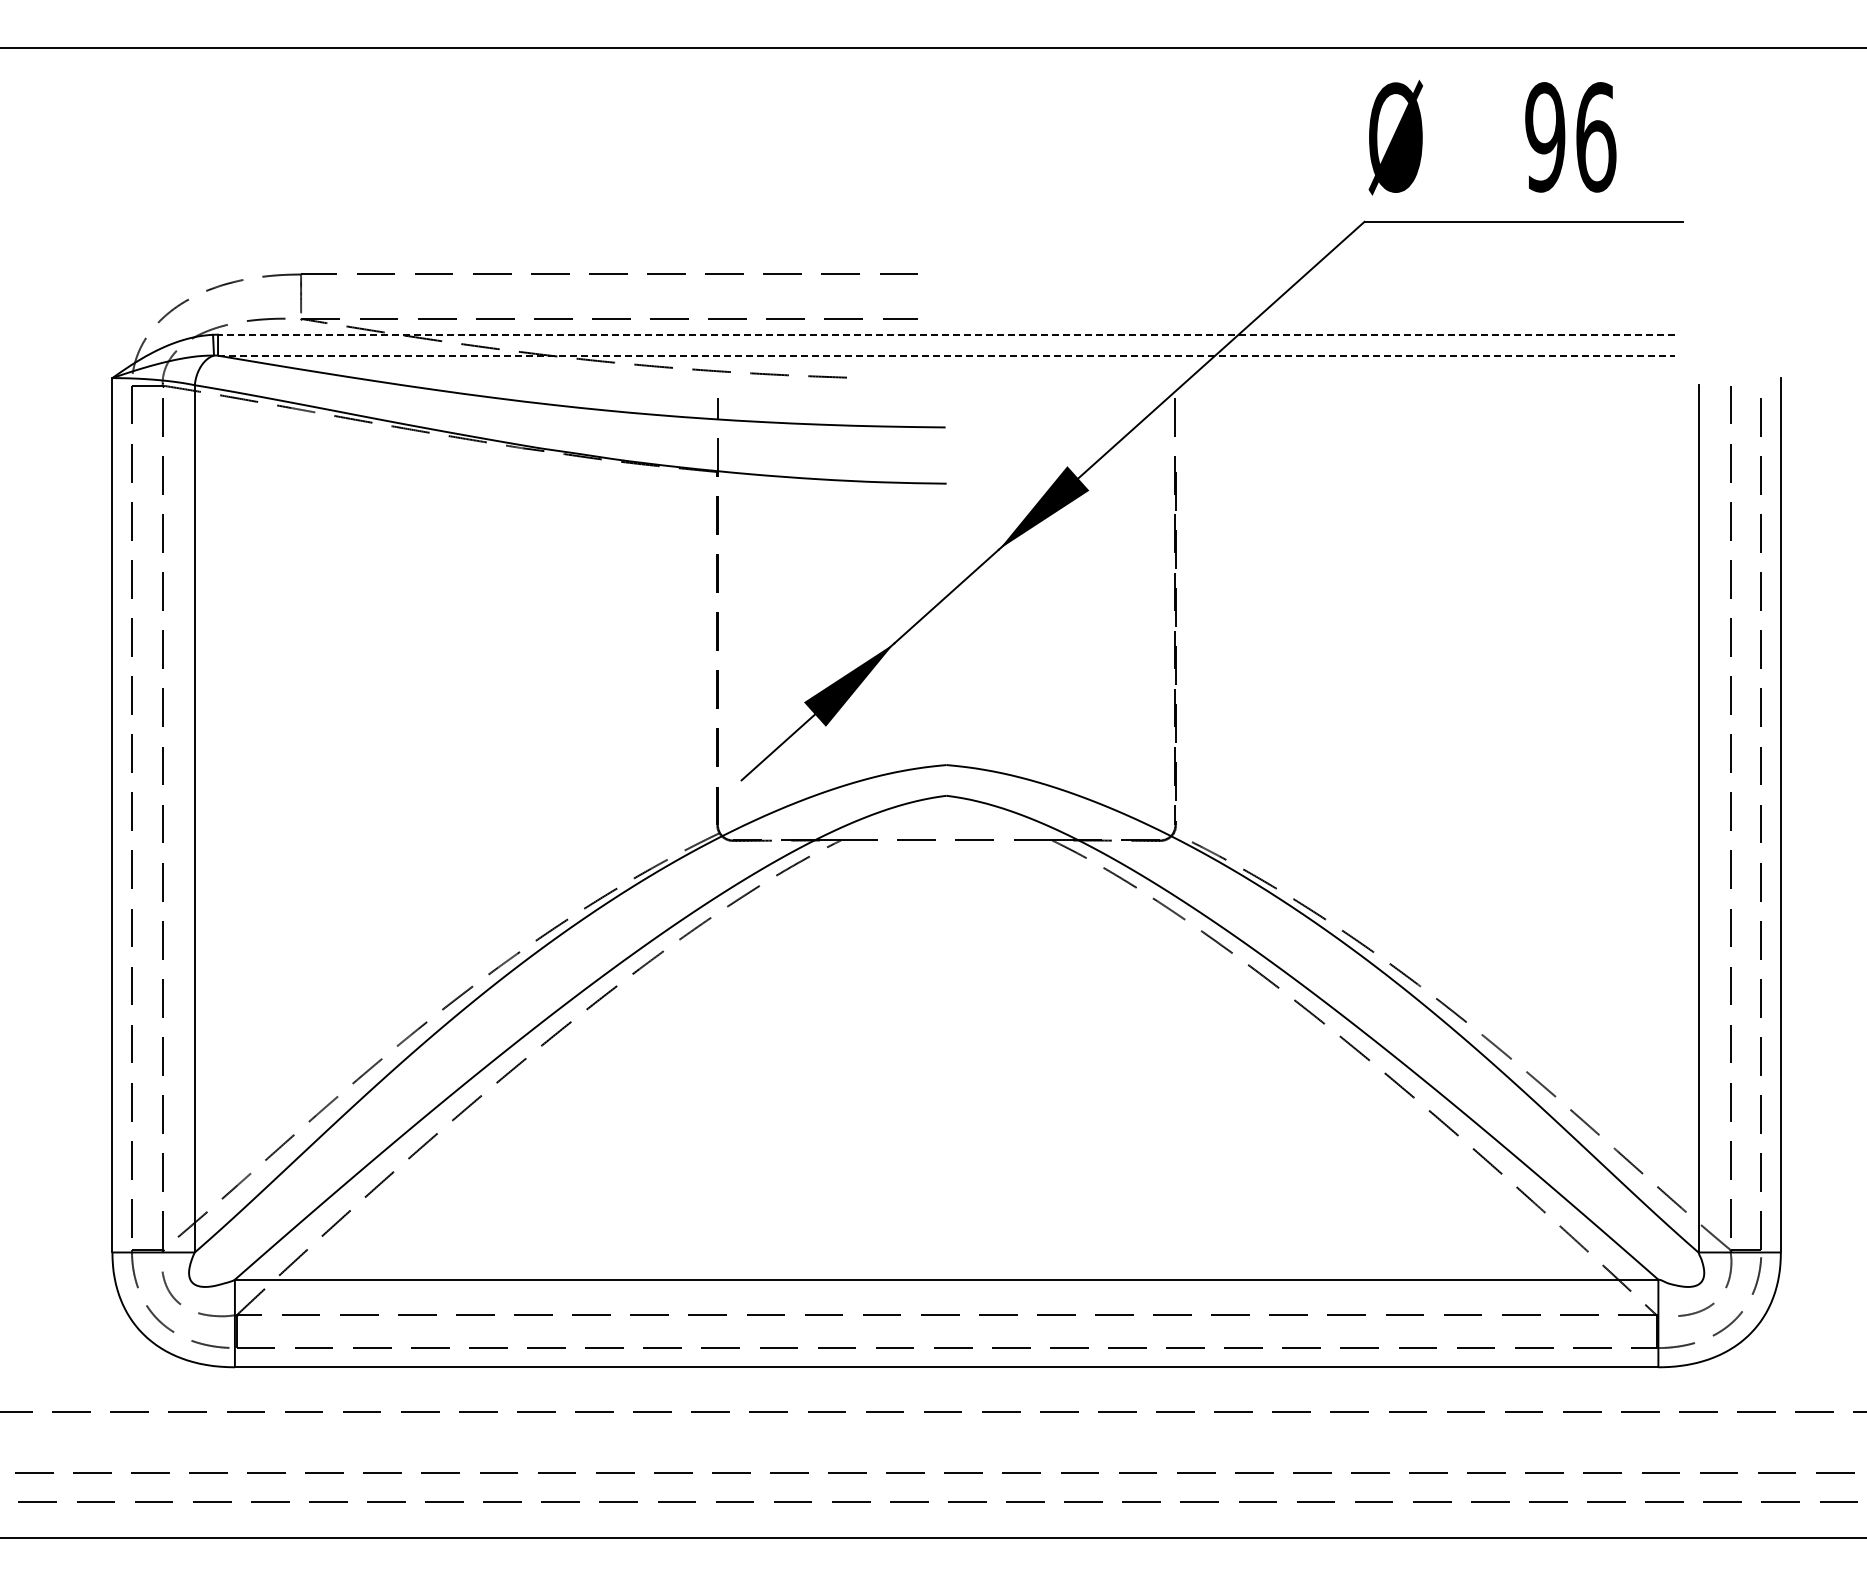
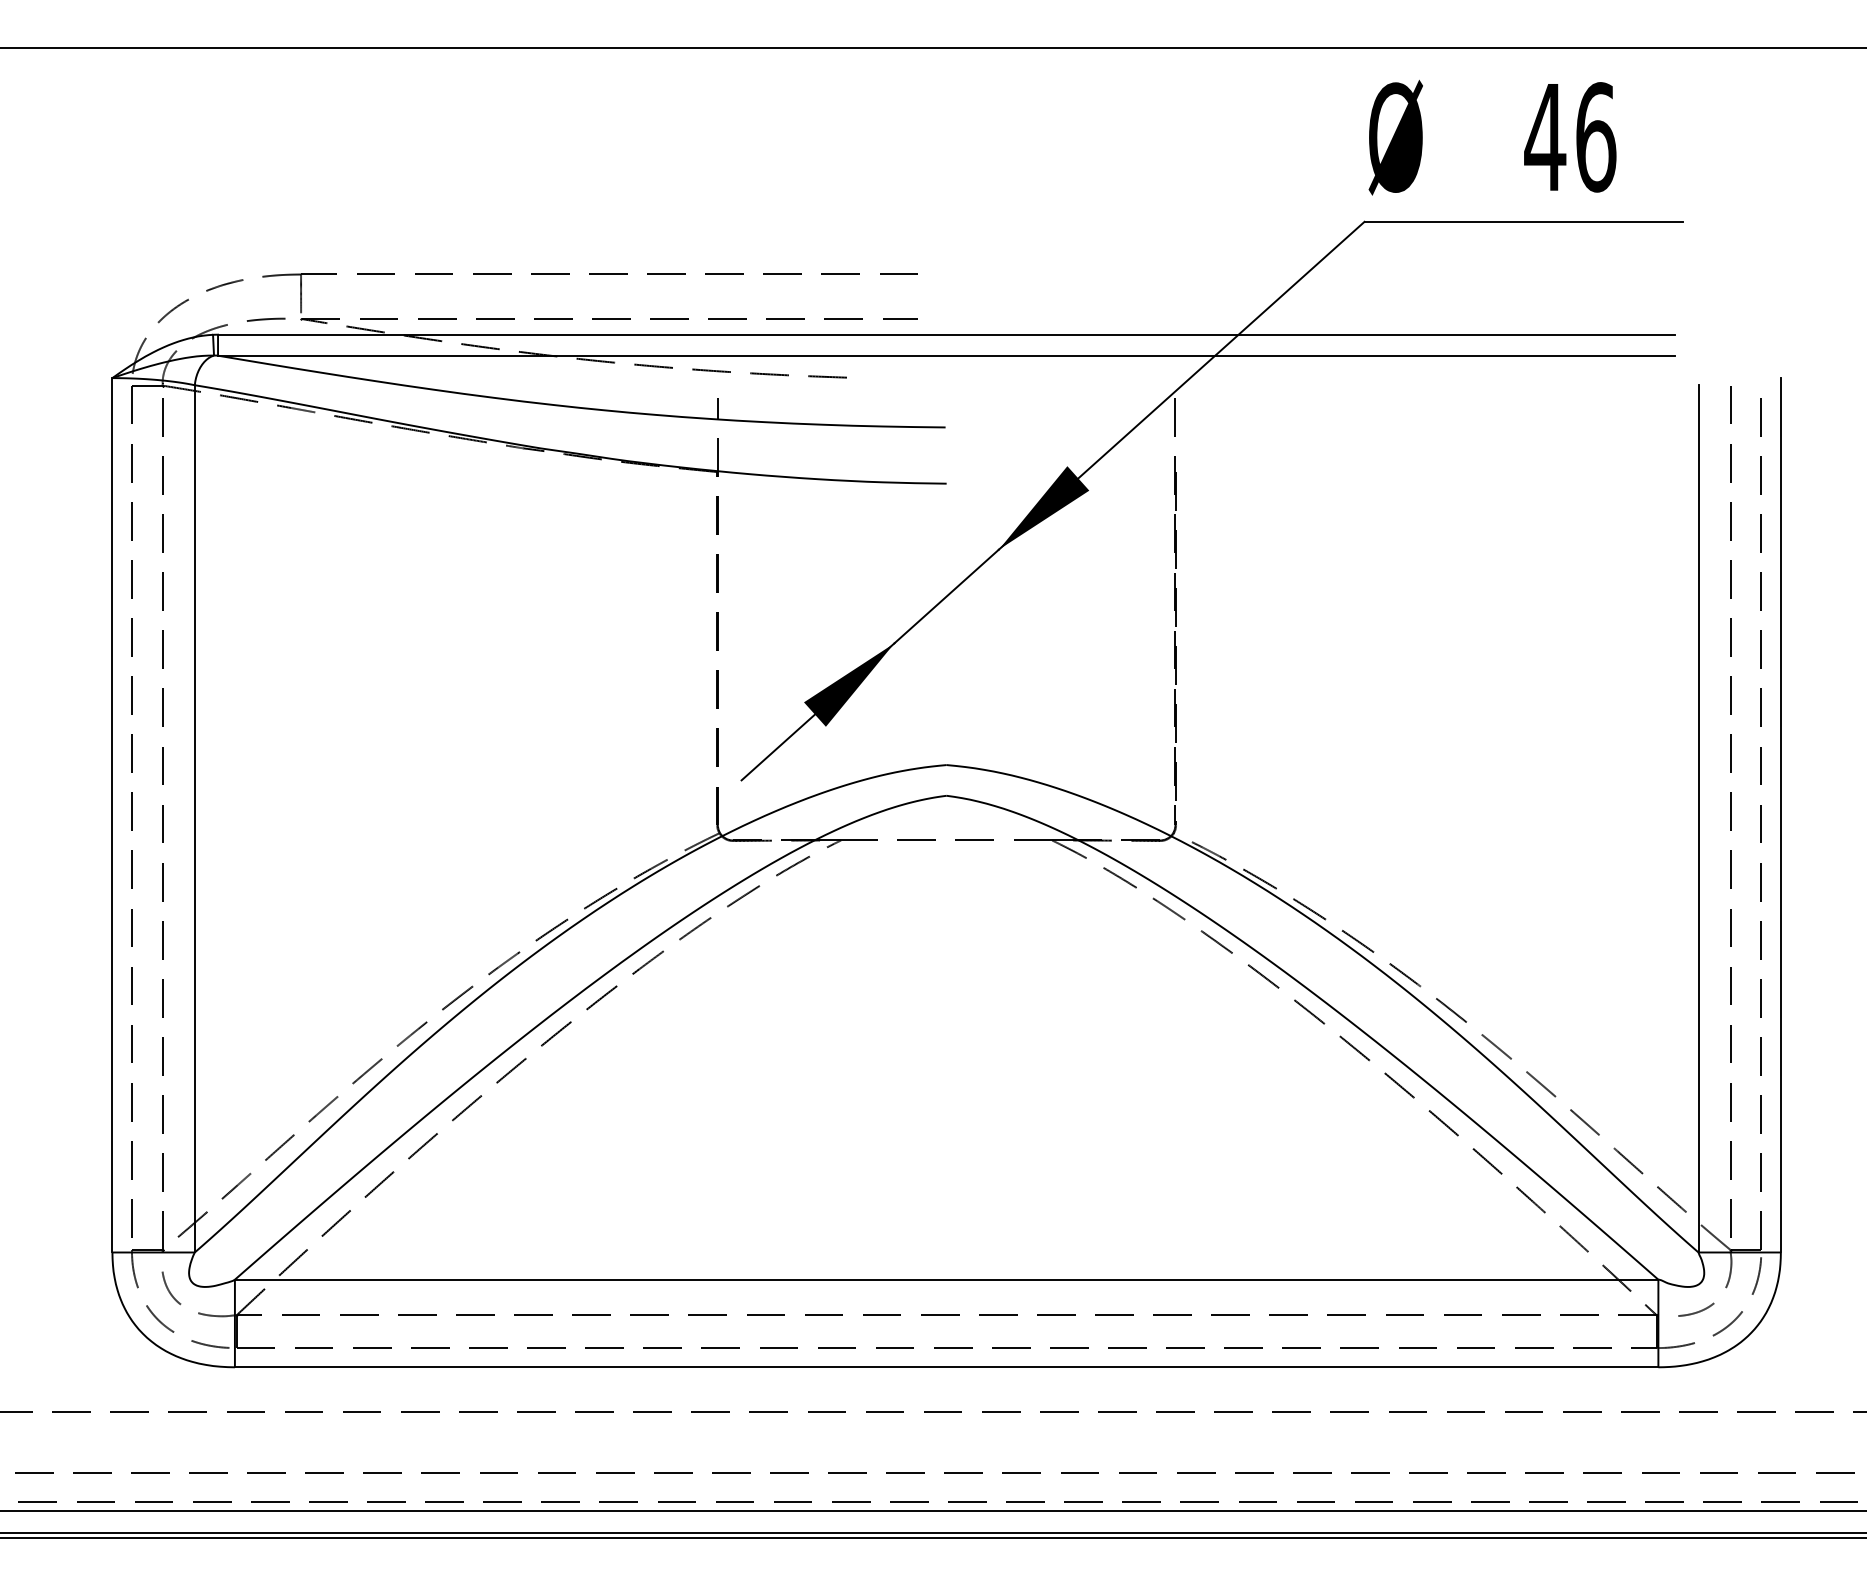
text: 96 -> 46 (1545, 137)
line: dashed -> solid (946, 334)
line: dashed -> solid (946, 355)
line: none -> present (932, 1511)
line: none -> present (932, 1532)
